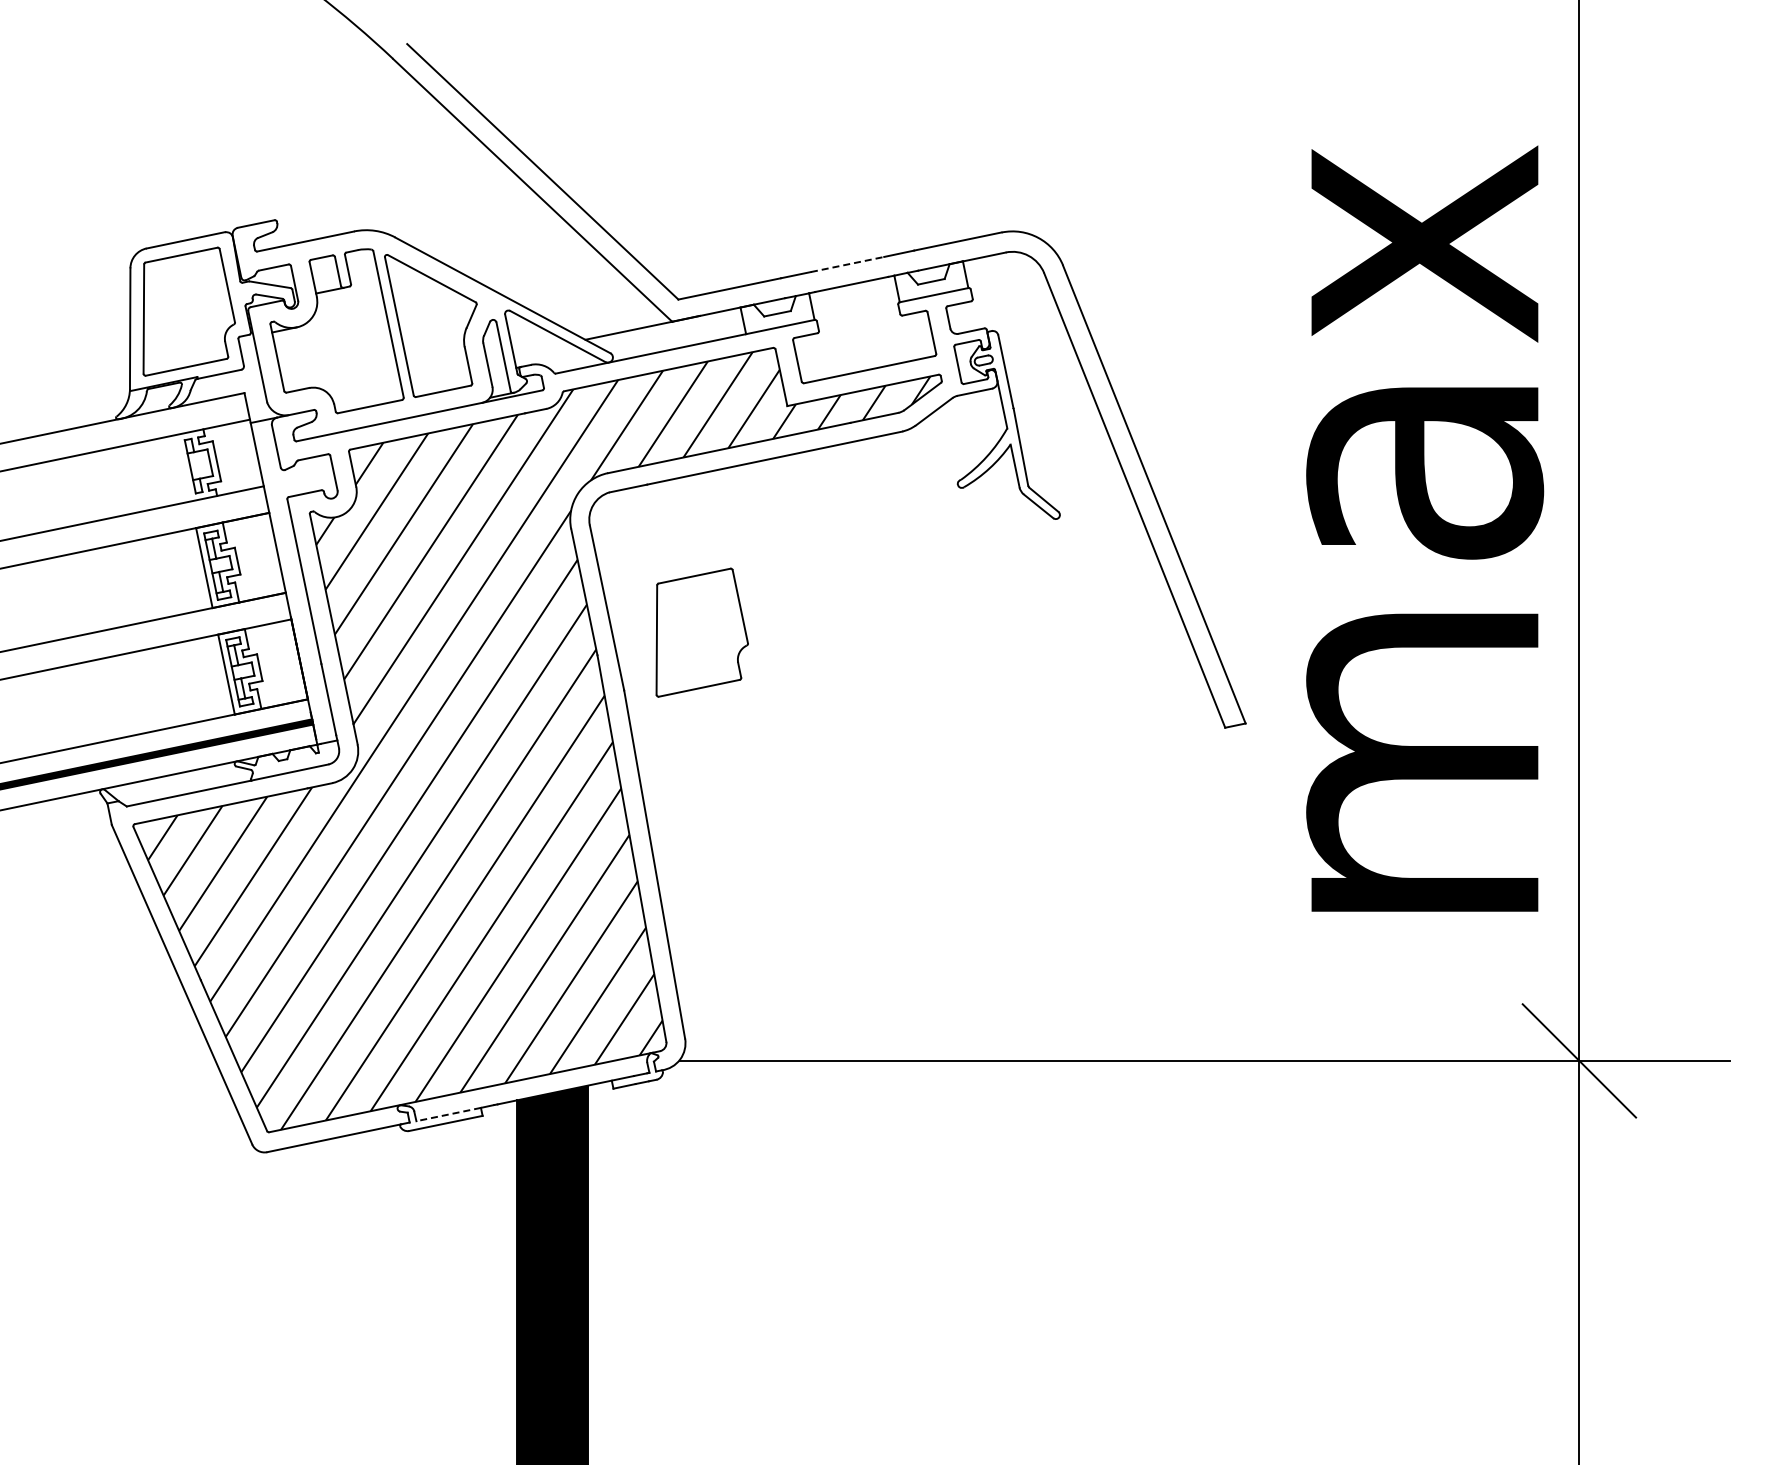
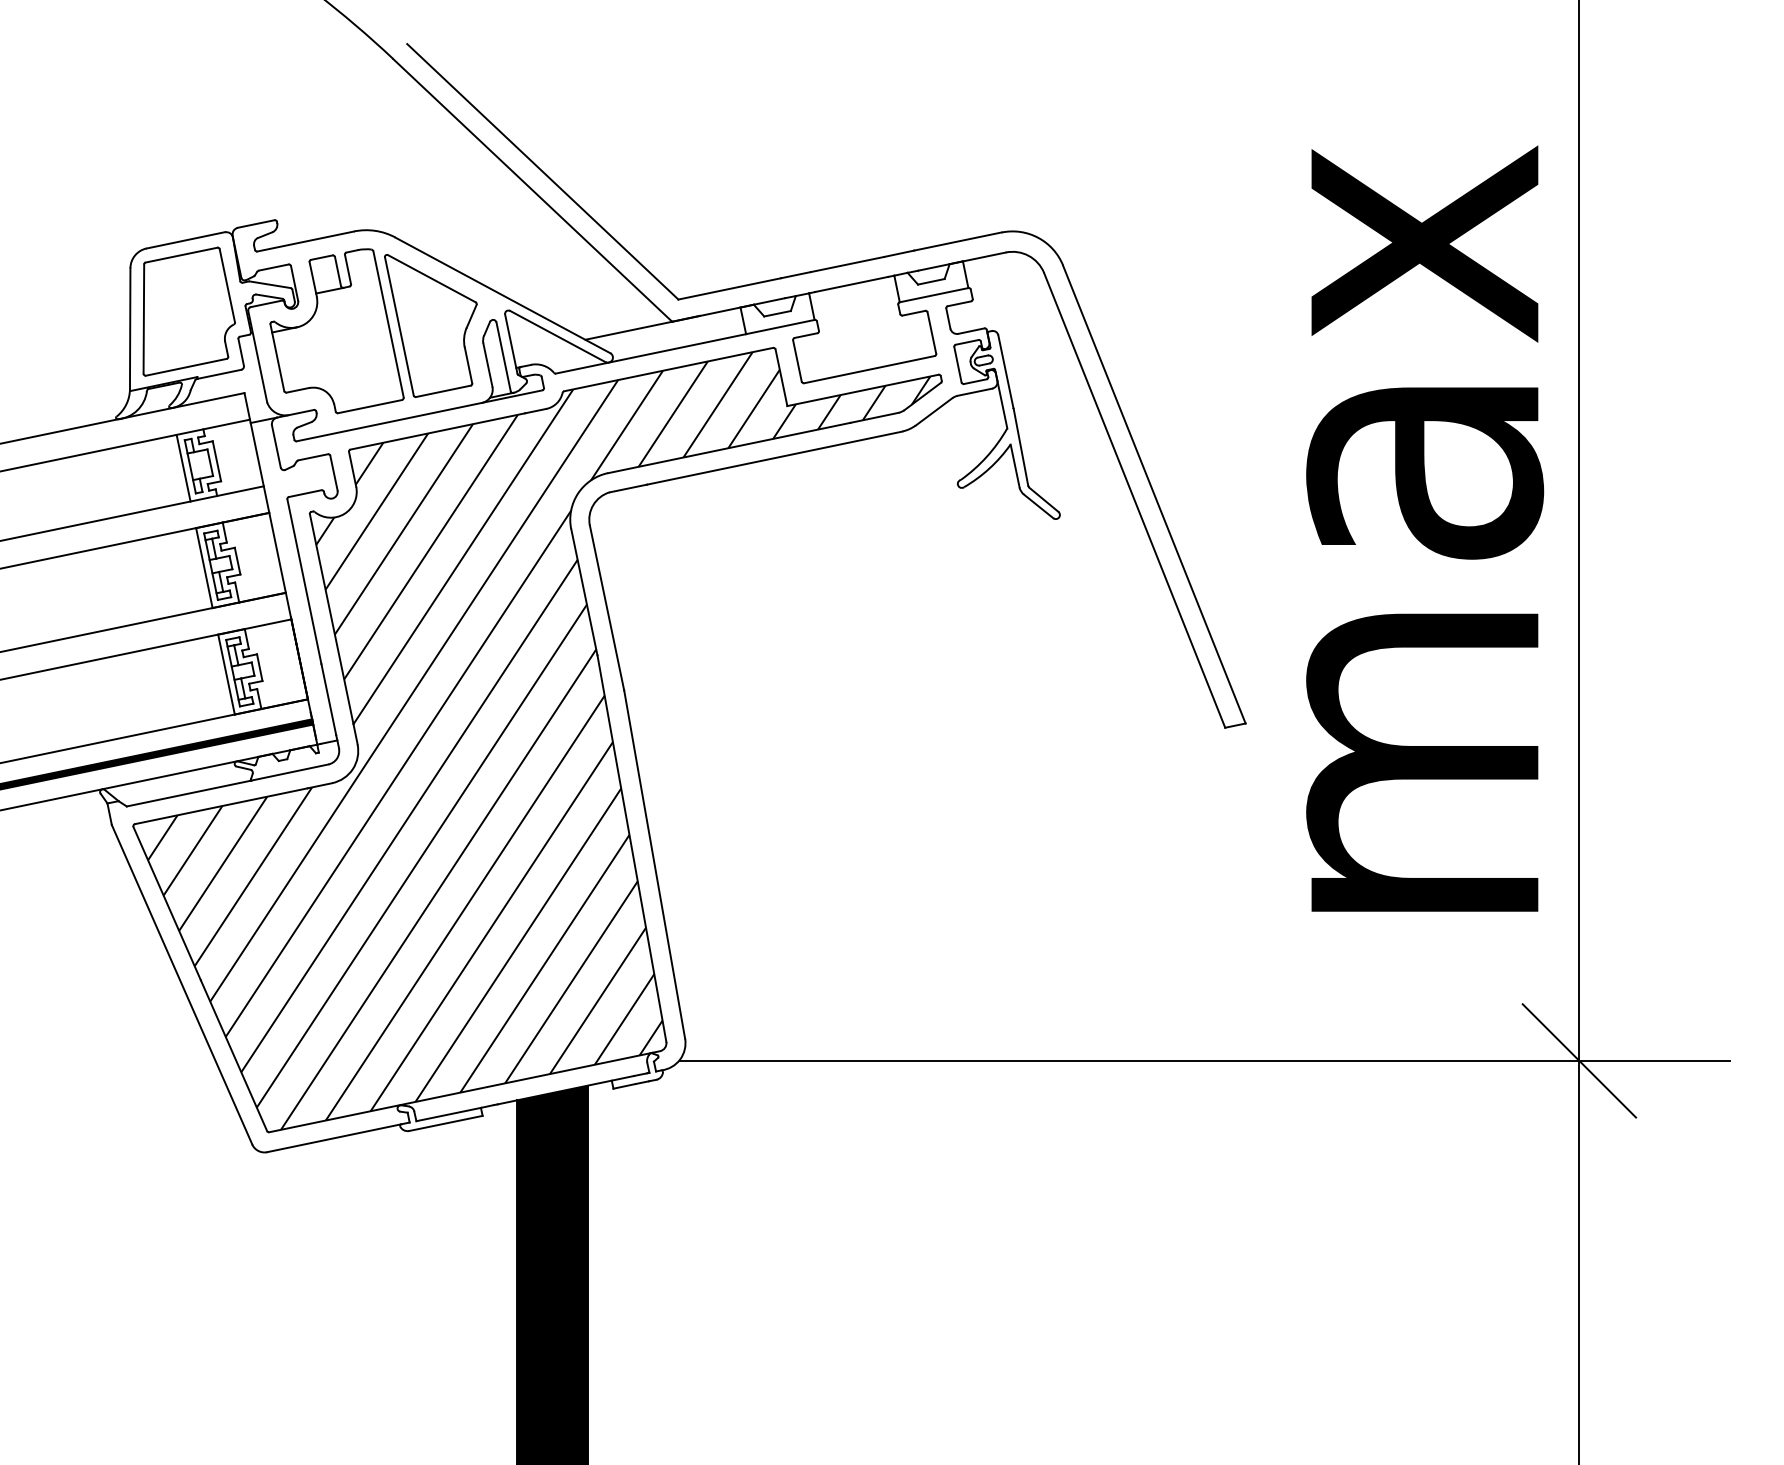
line: dashed -> solid (848, 264)
line: none -> present (183, 467)
part: present -> none (701, 632)
line: dashed -> solid (448, 1114)
